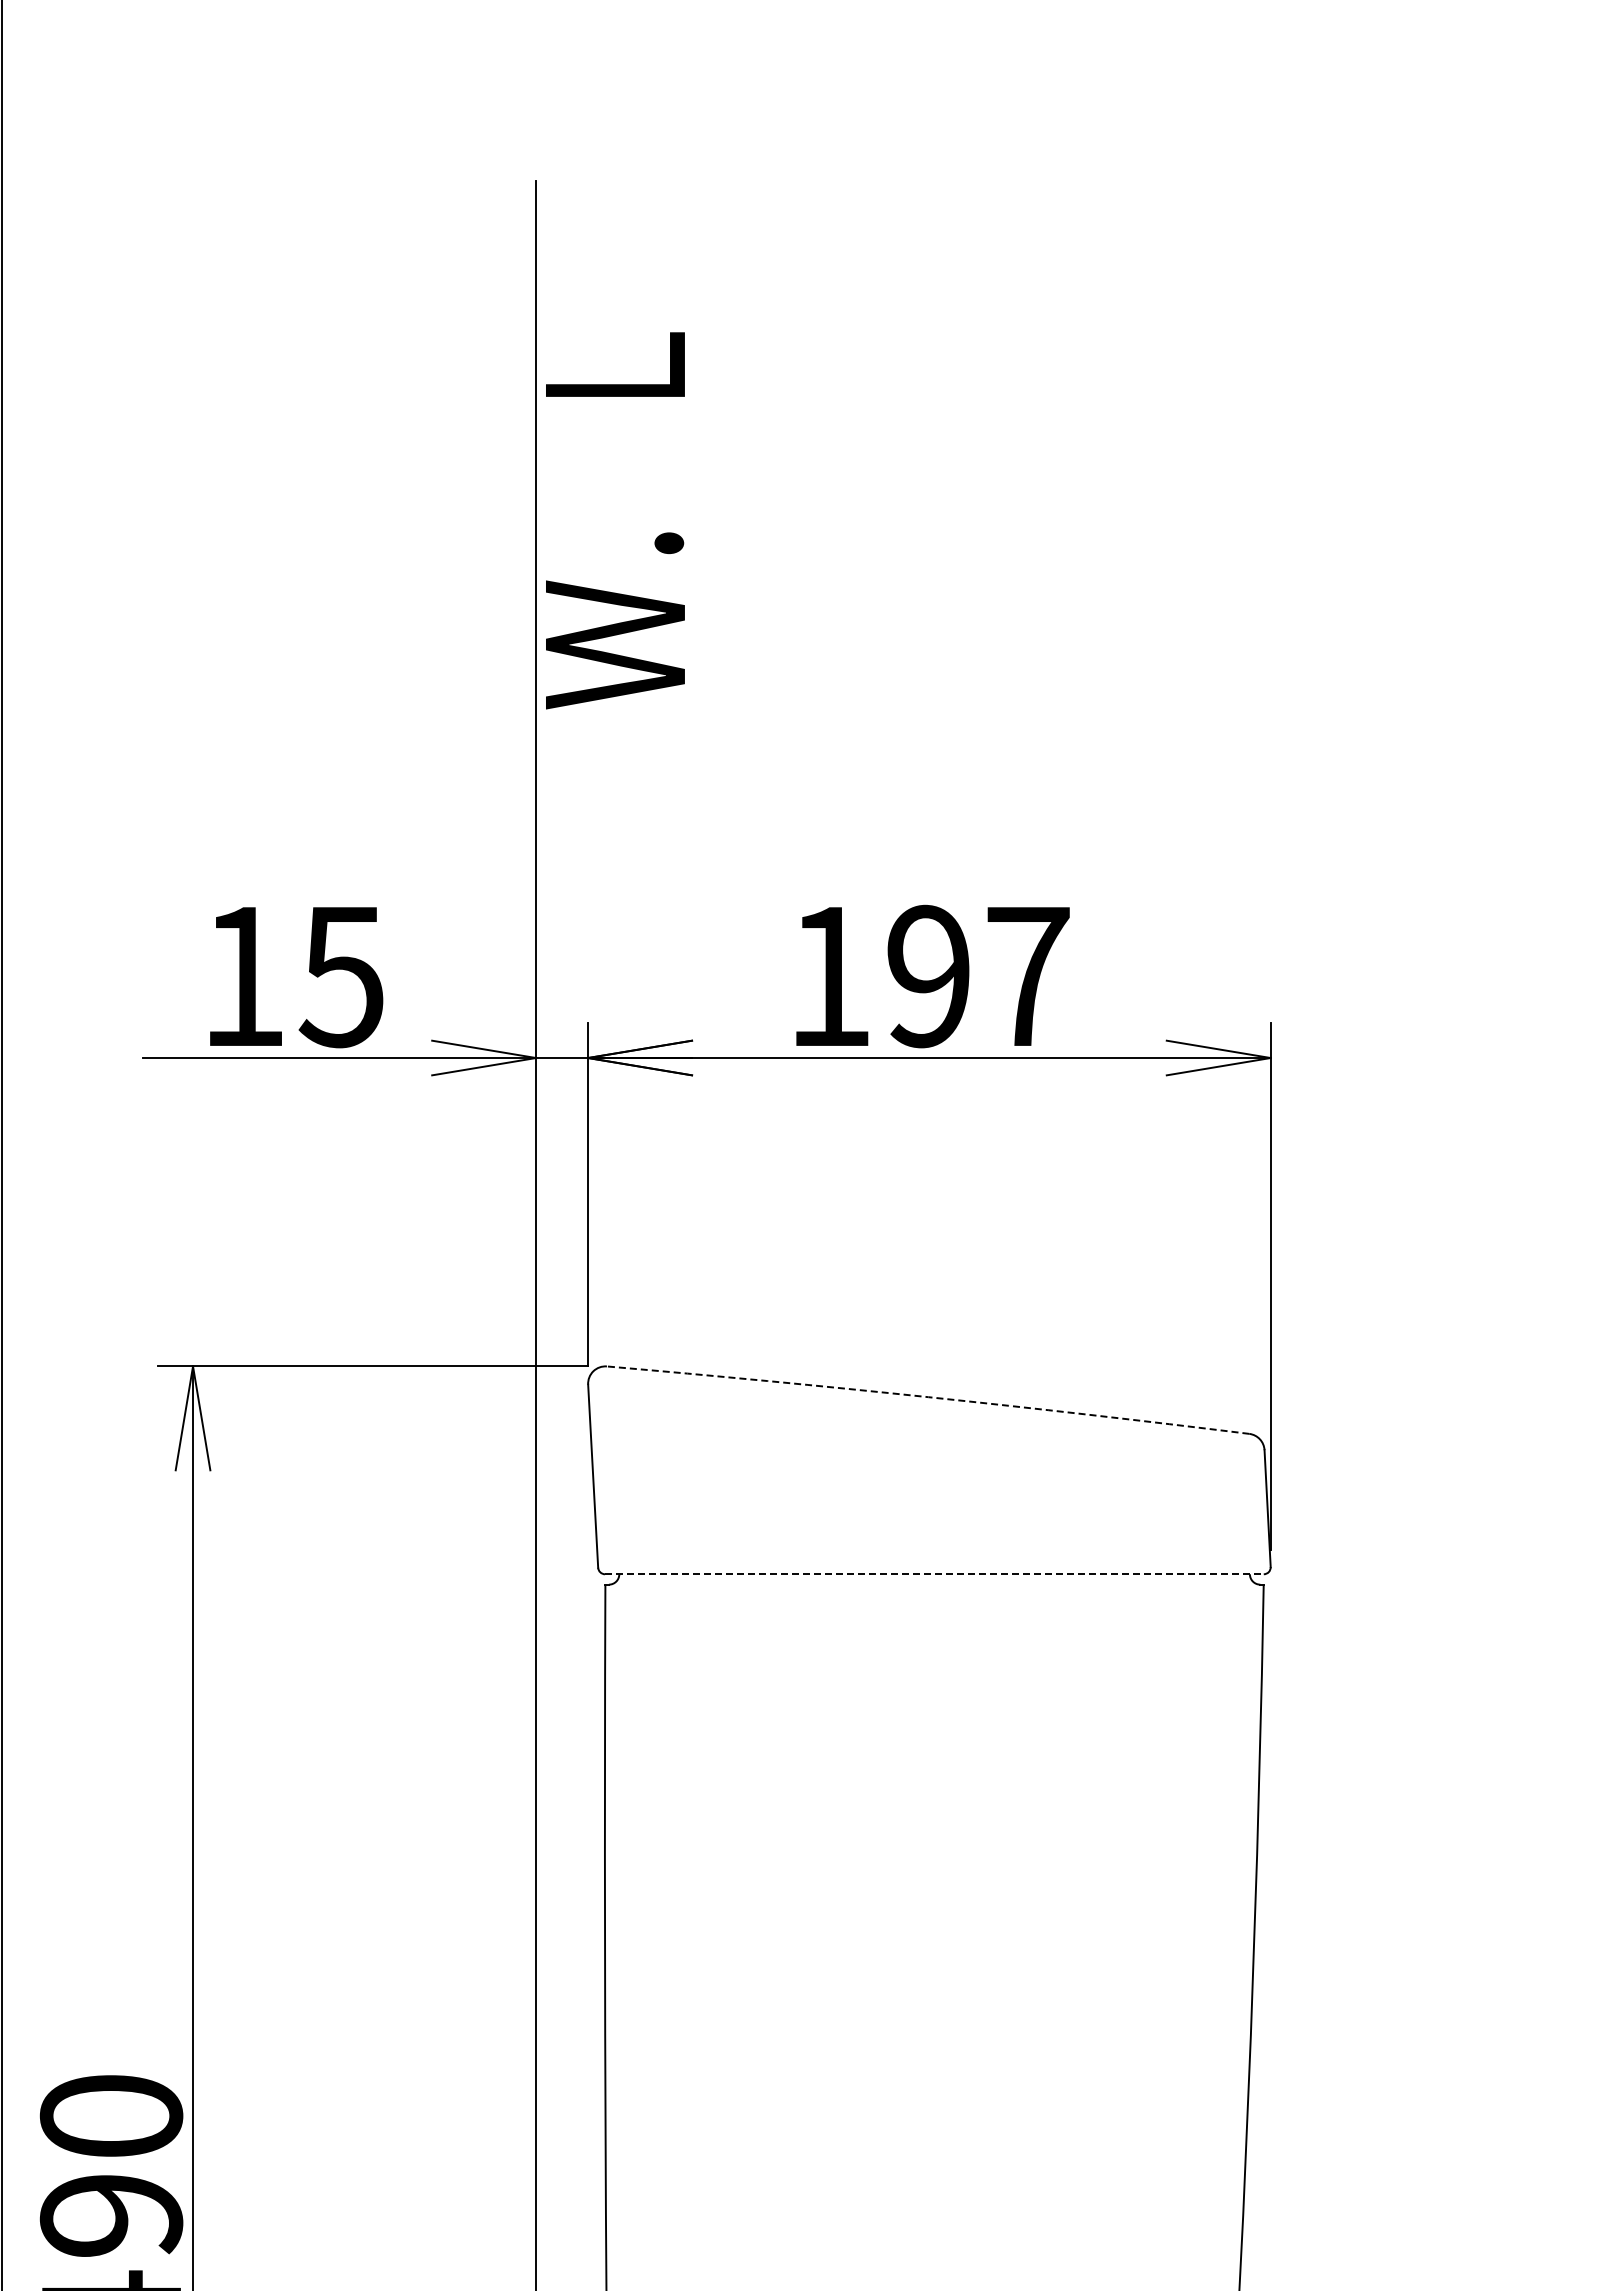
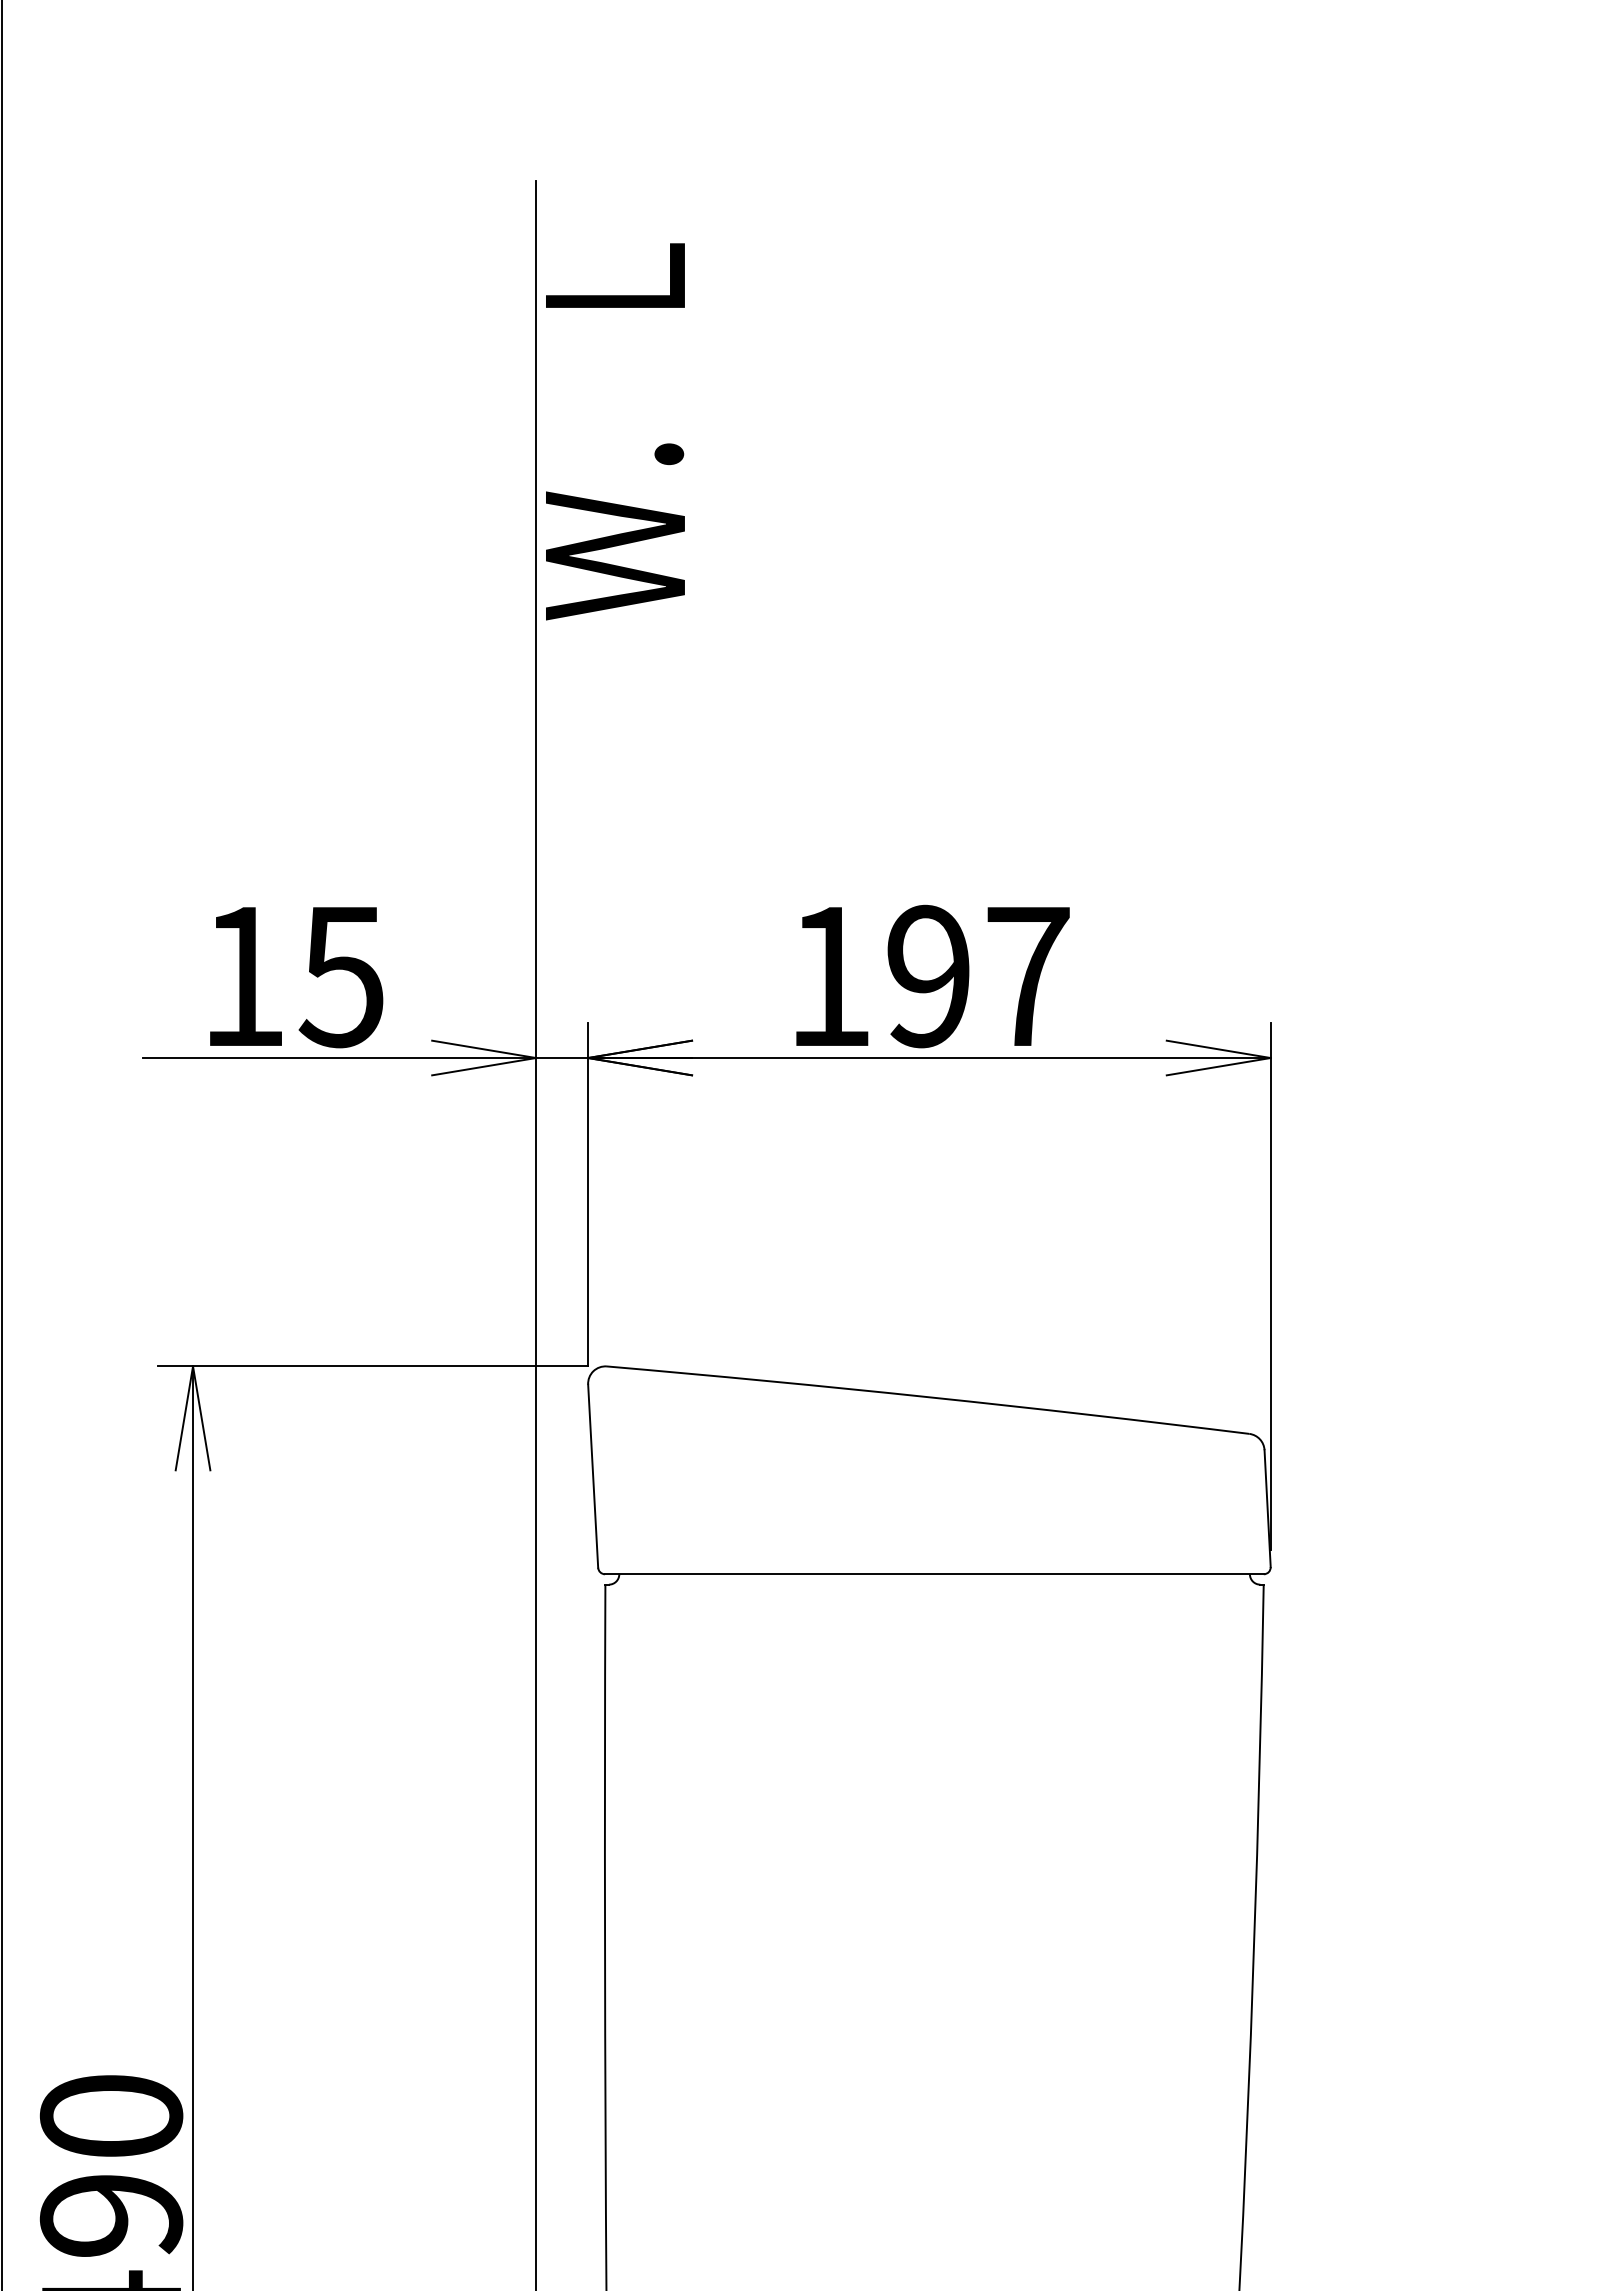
text position: (615, 520) -> (615, 431) (615, 431)
arc: dashed -> solid (928, 1397)
line: dashed -> solid (934, 1574)
